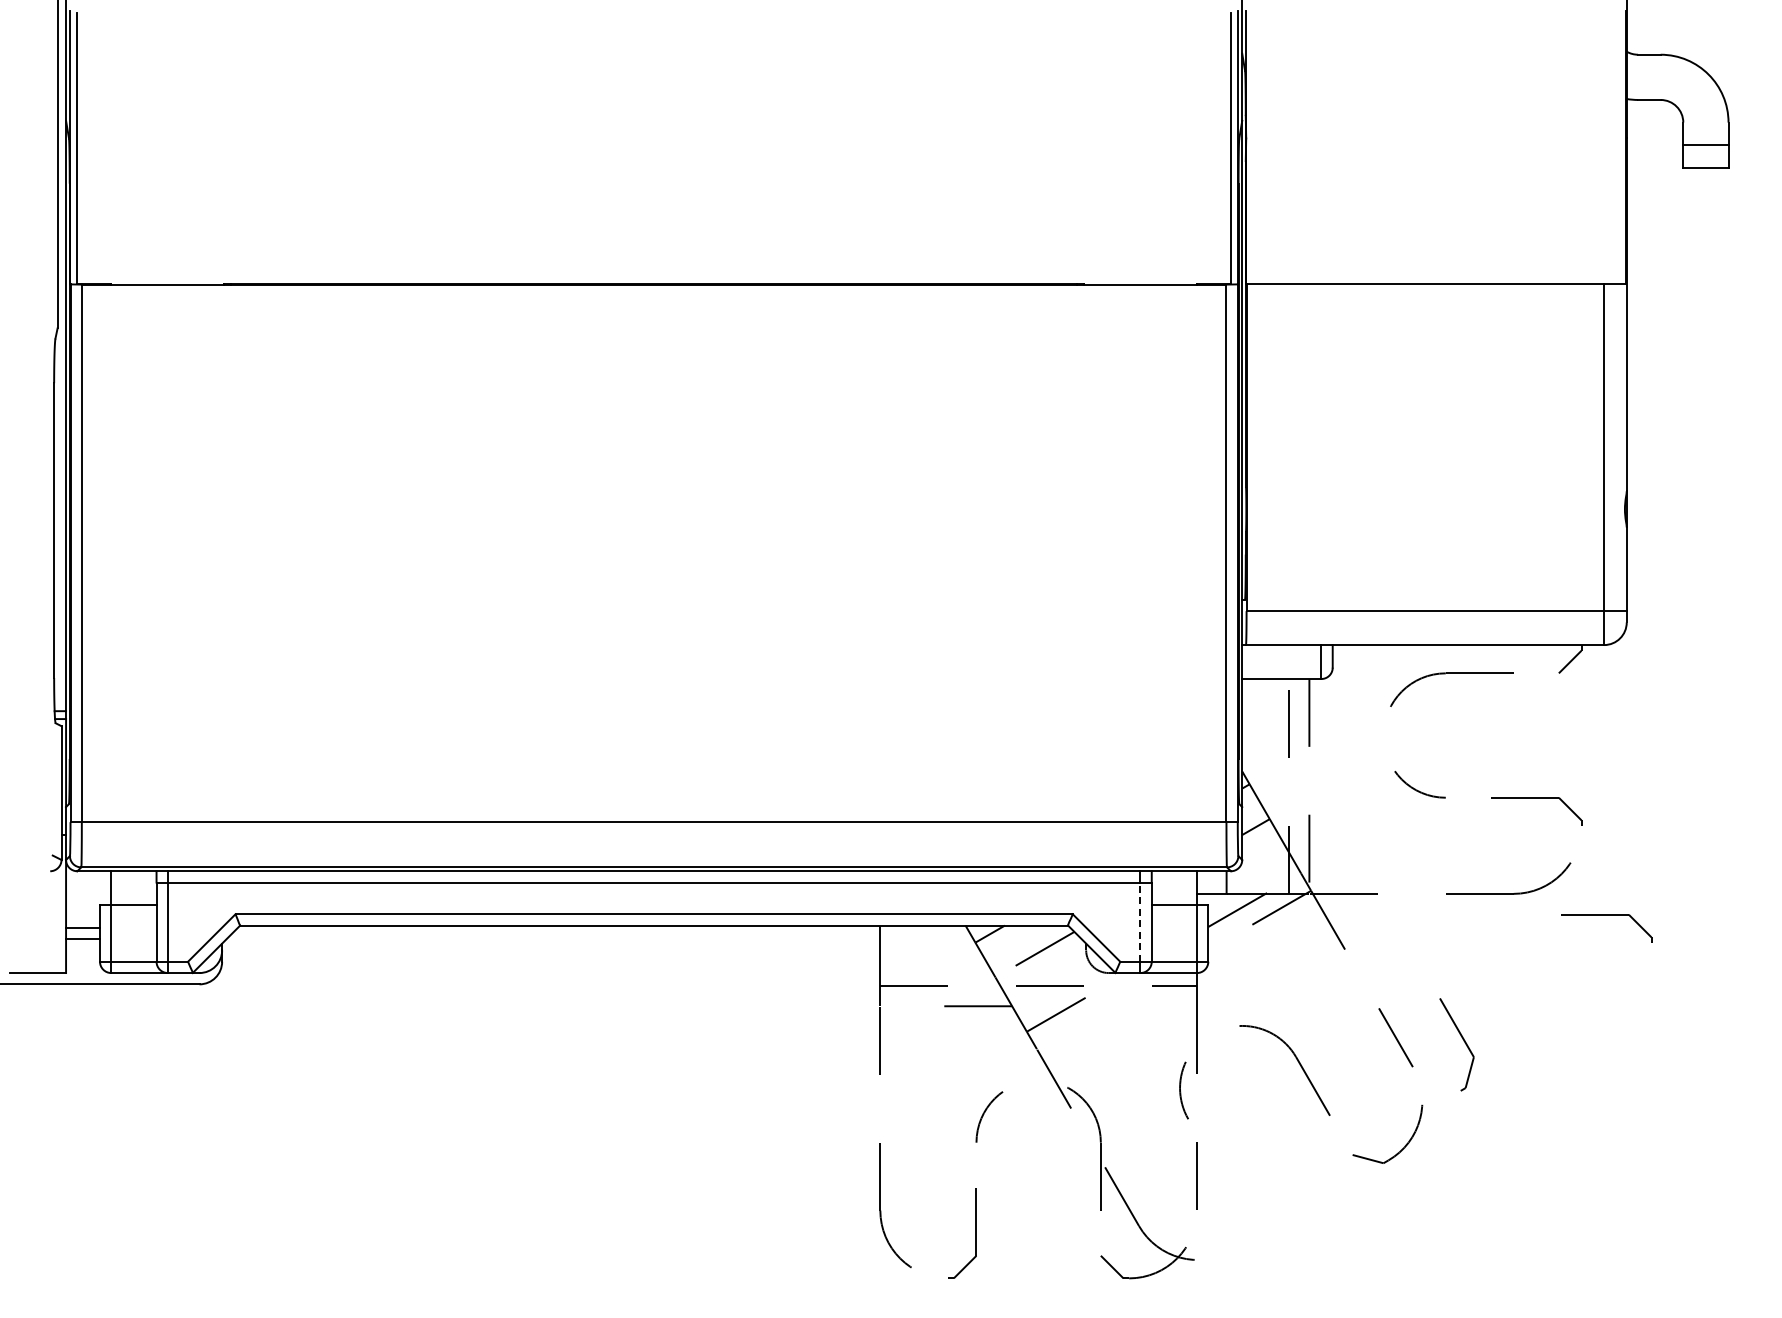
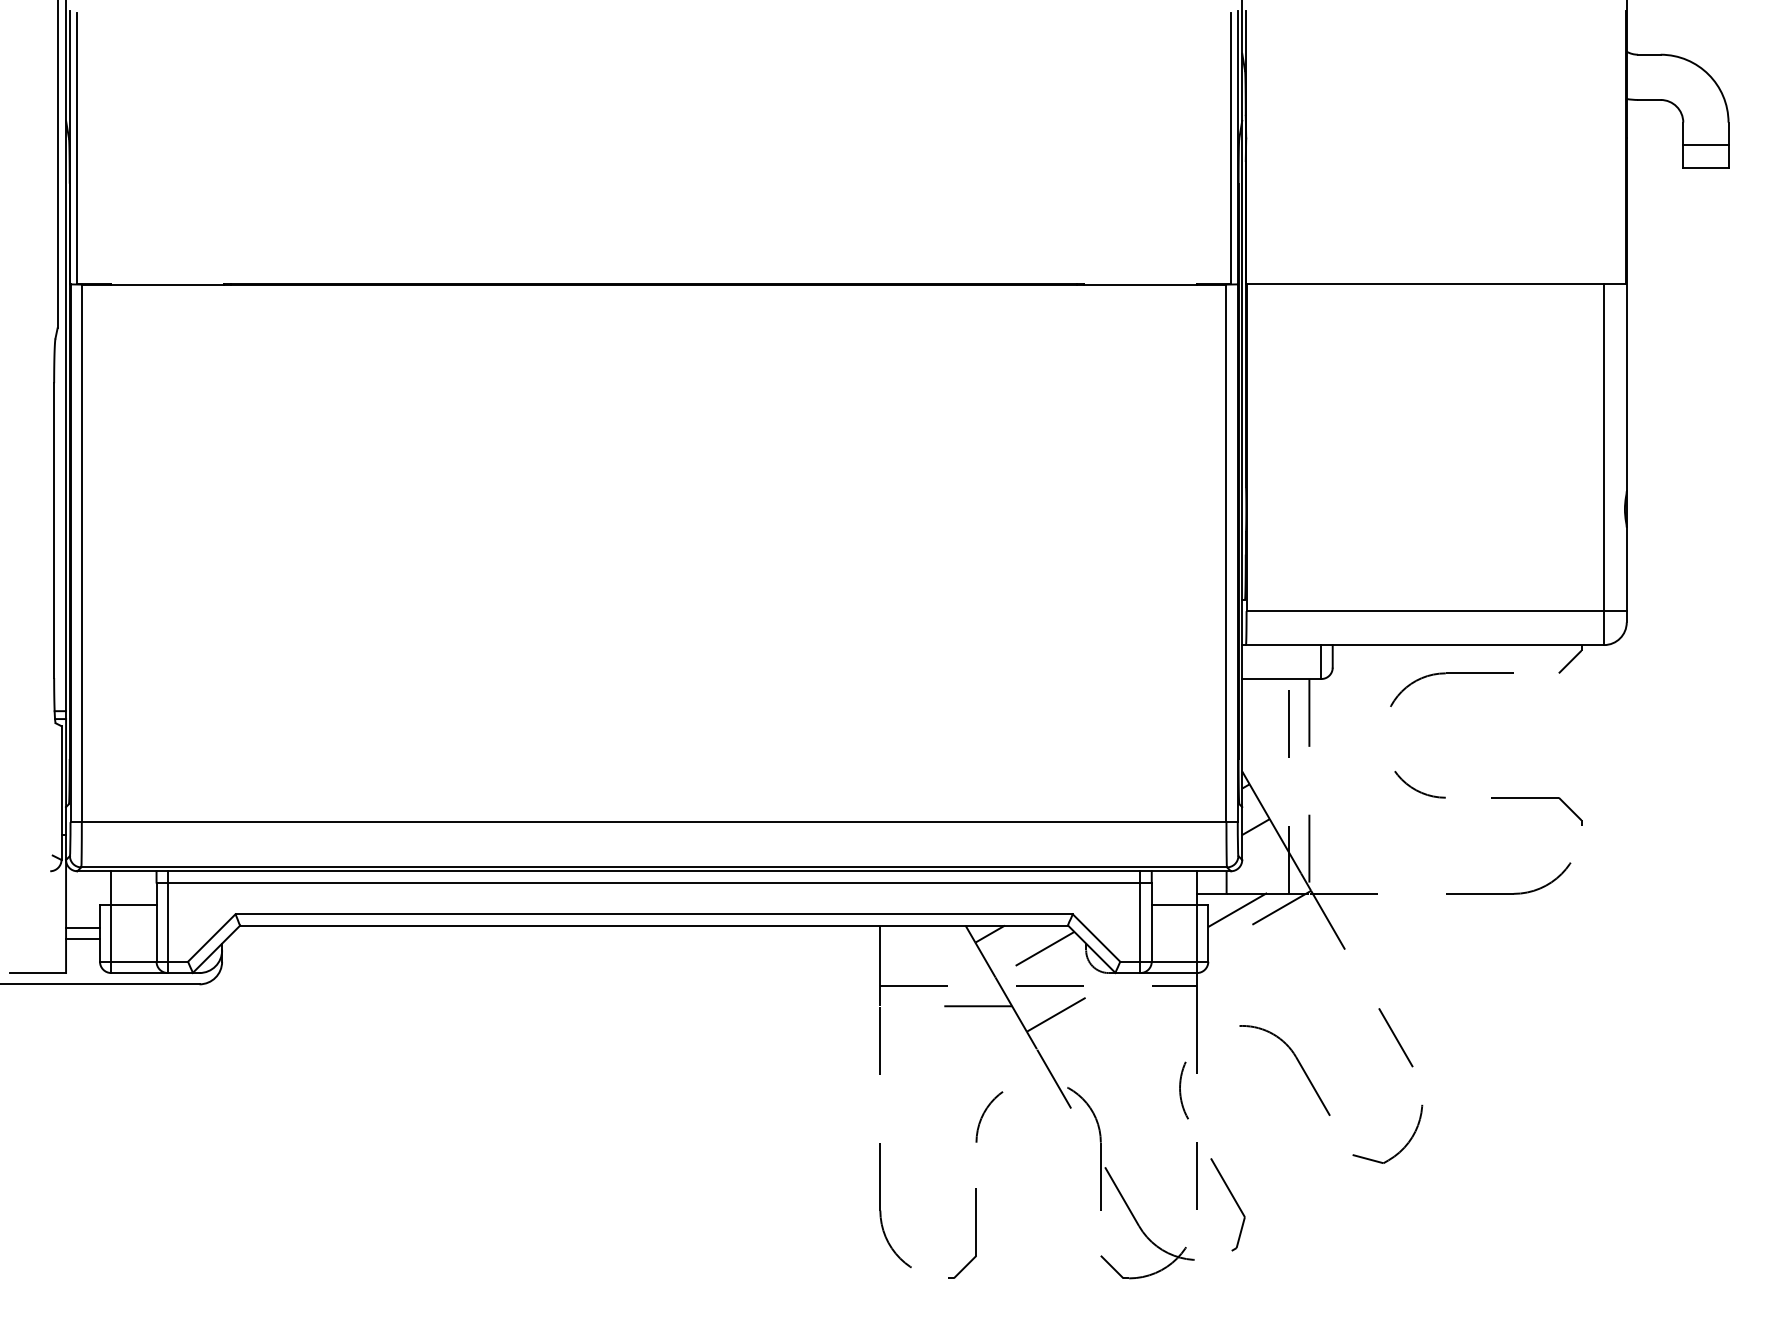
part: present -> none (1606, 915)
line: dashed -> solid (1140, 922)
part position: (1463, 1041) -> (1234, 1201) (1234, 1201)
